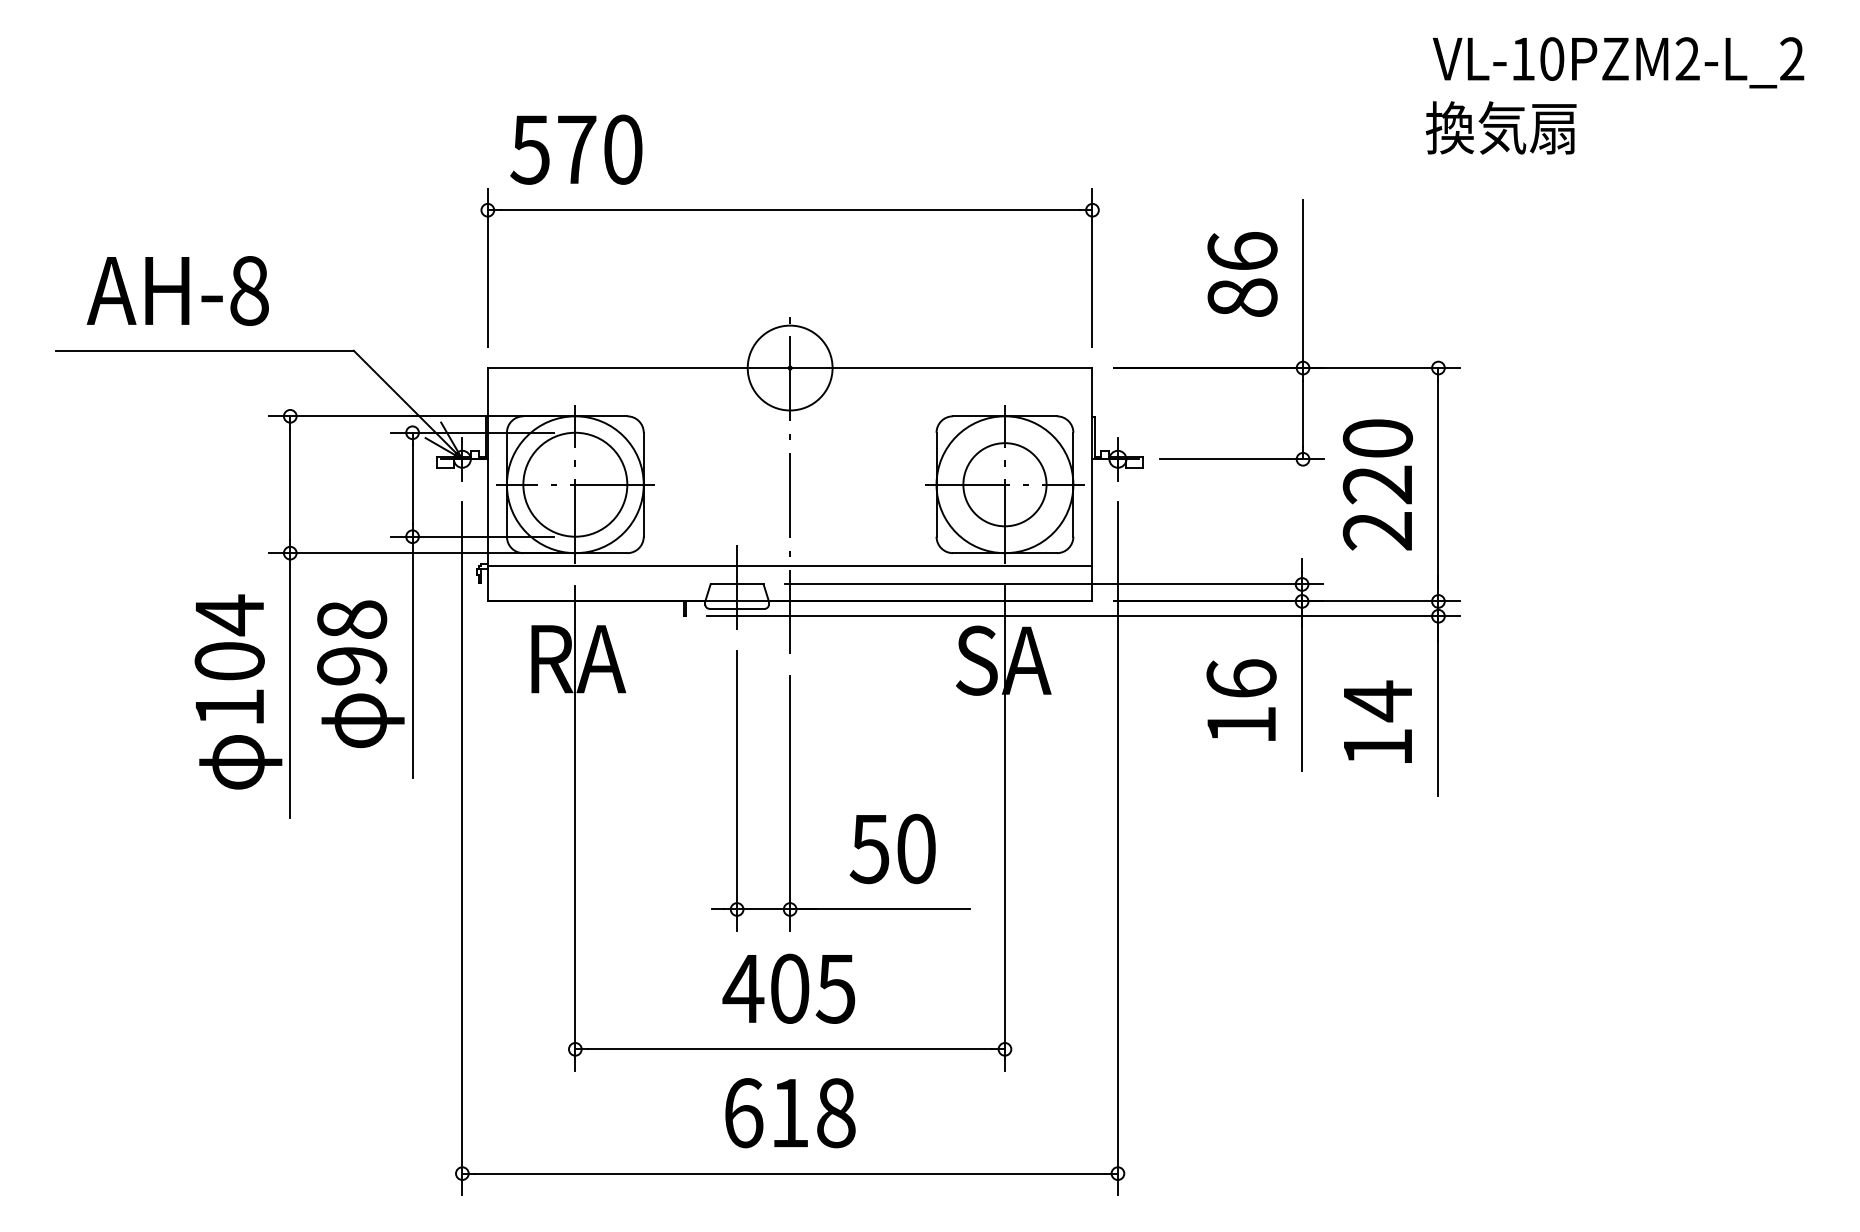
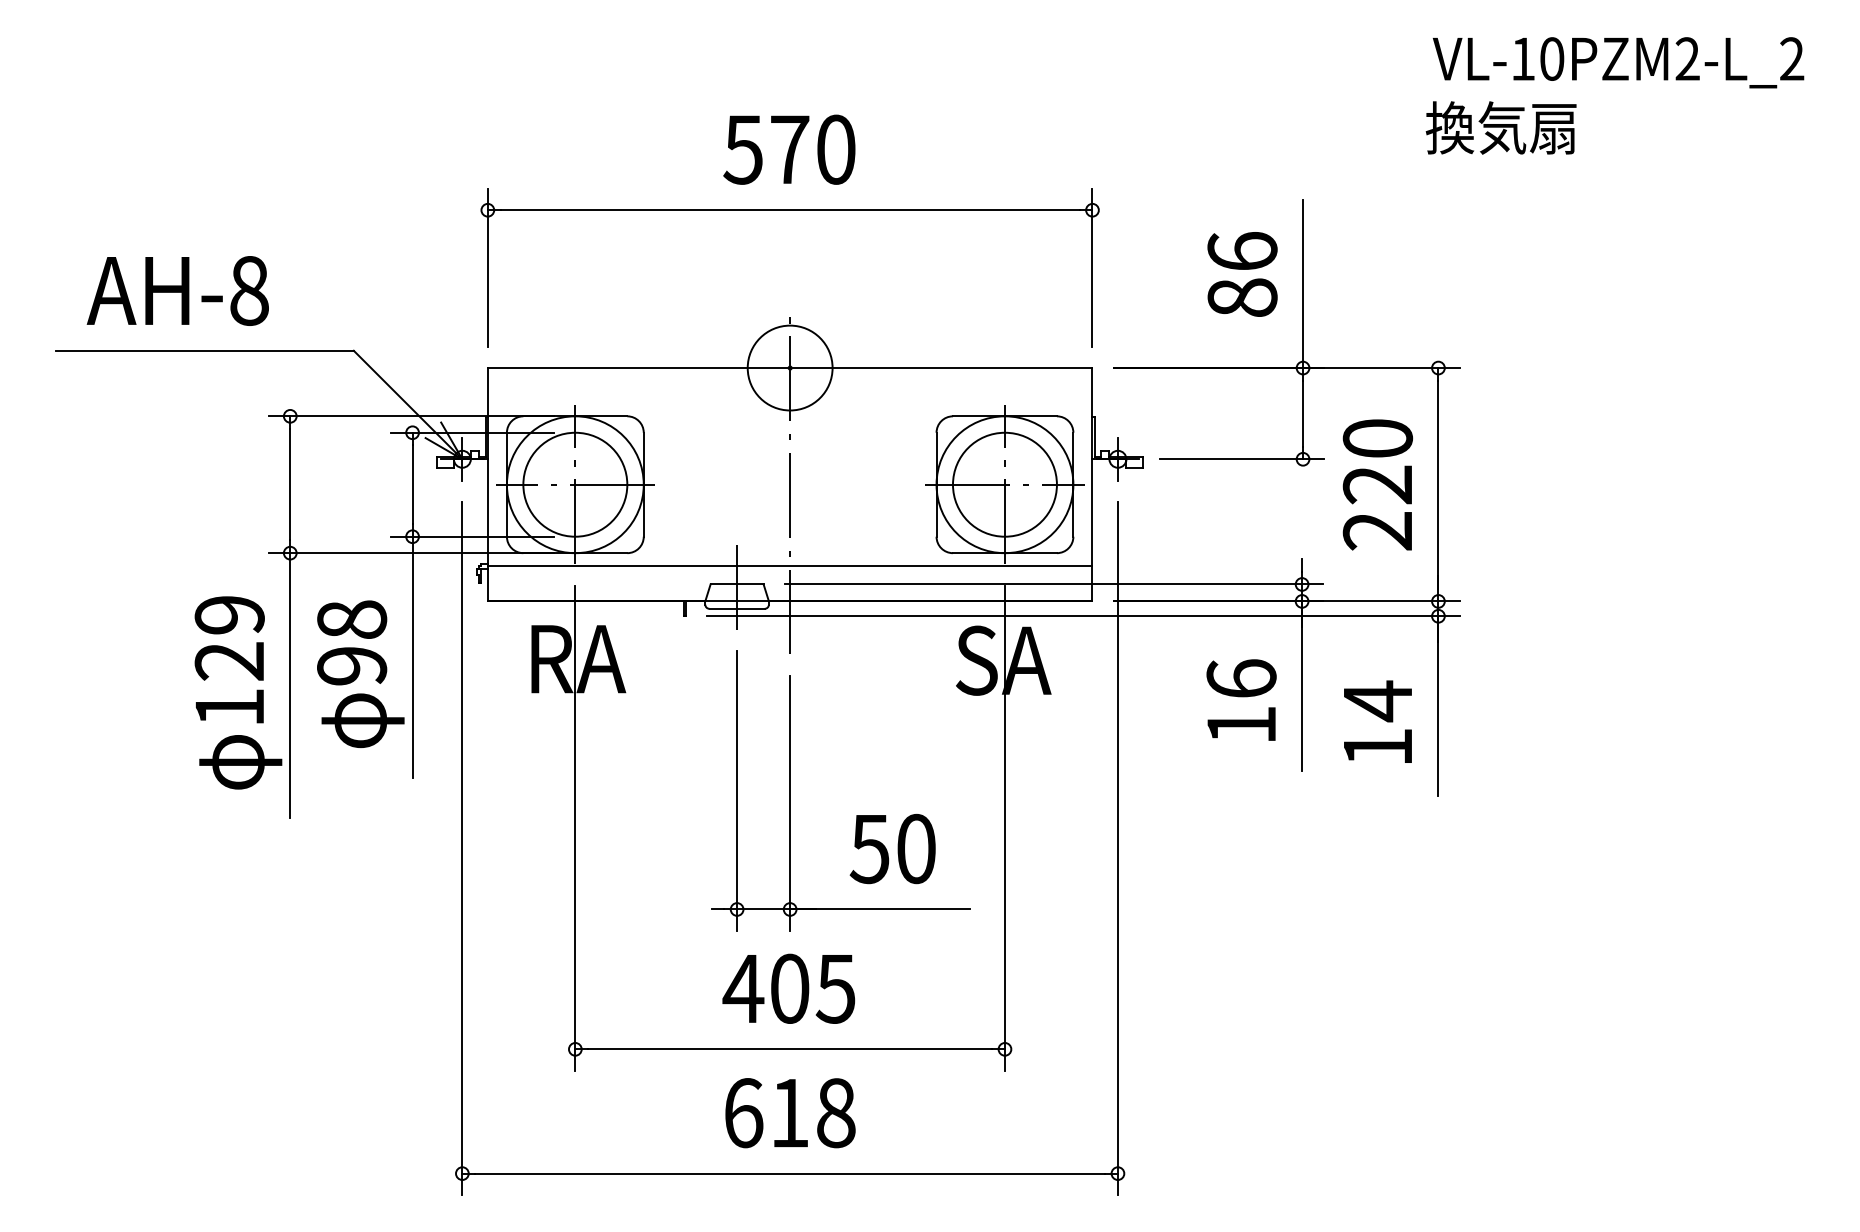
text position: (576, 149) -> (789, 149) (789, 149)
circle diameter: 83 px -> 104 px (1004, 484)
text: 104 -> 129 (229, 637)
